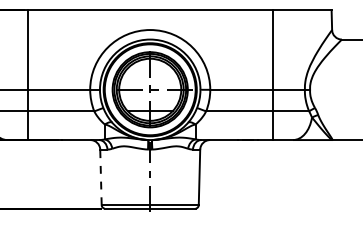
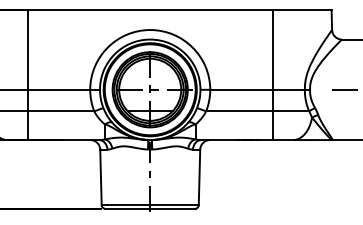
line: none -> present (344, 89)
line: dashed -> solid (100, 177)
